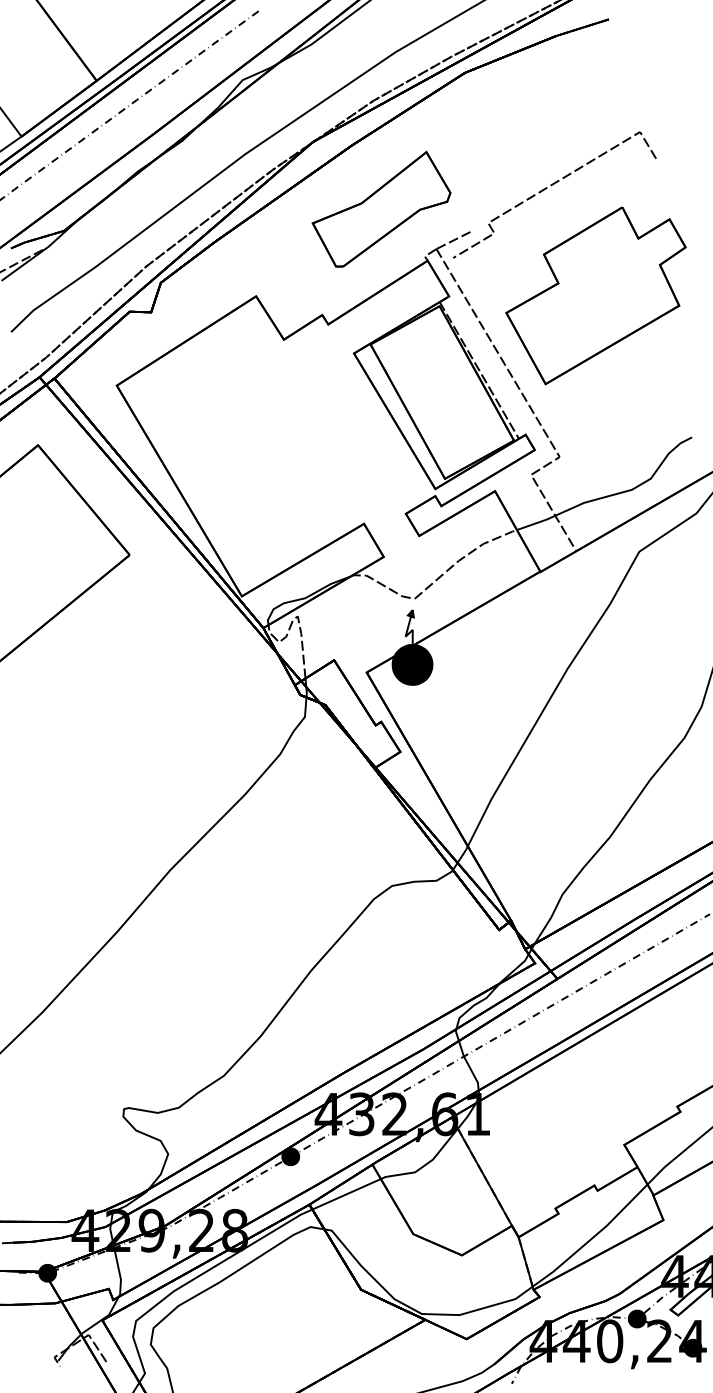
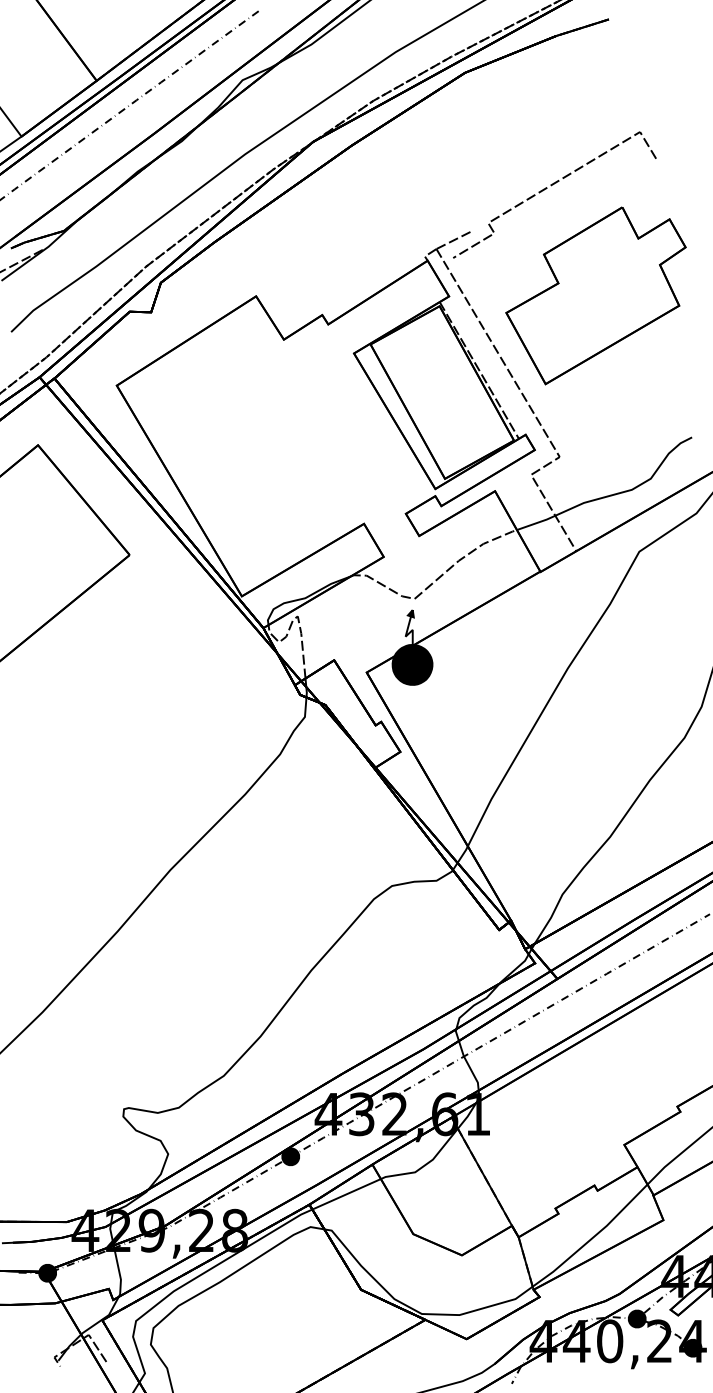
part: present -> none (381, 208)
